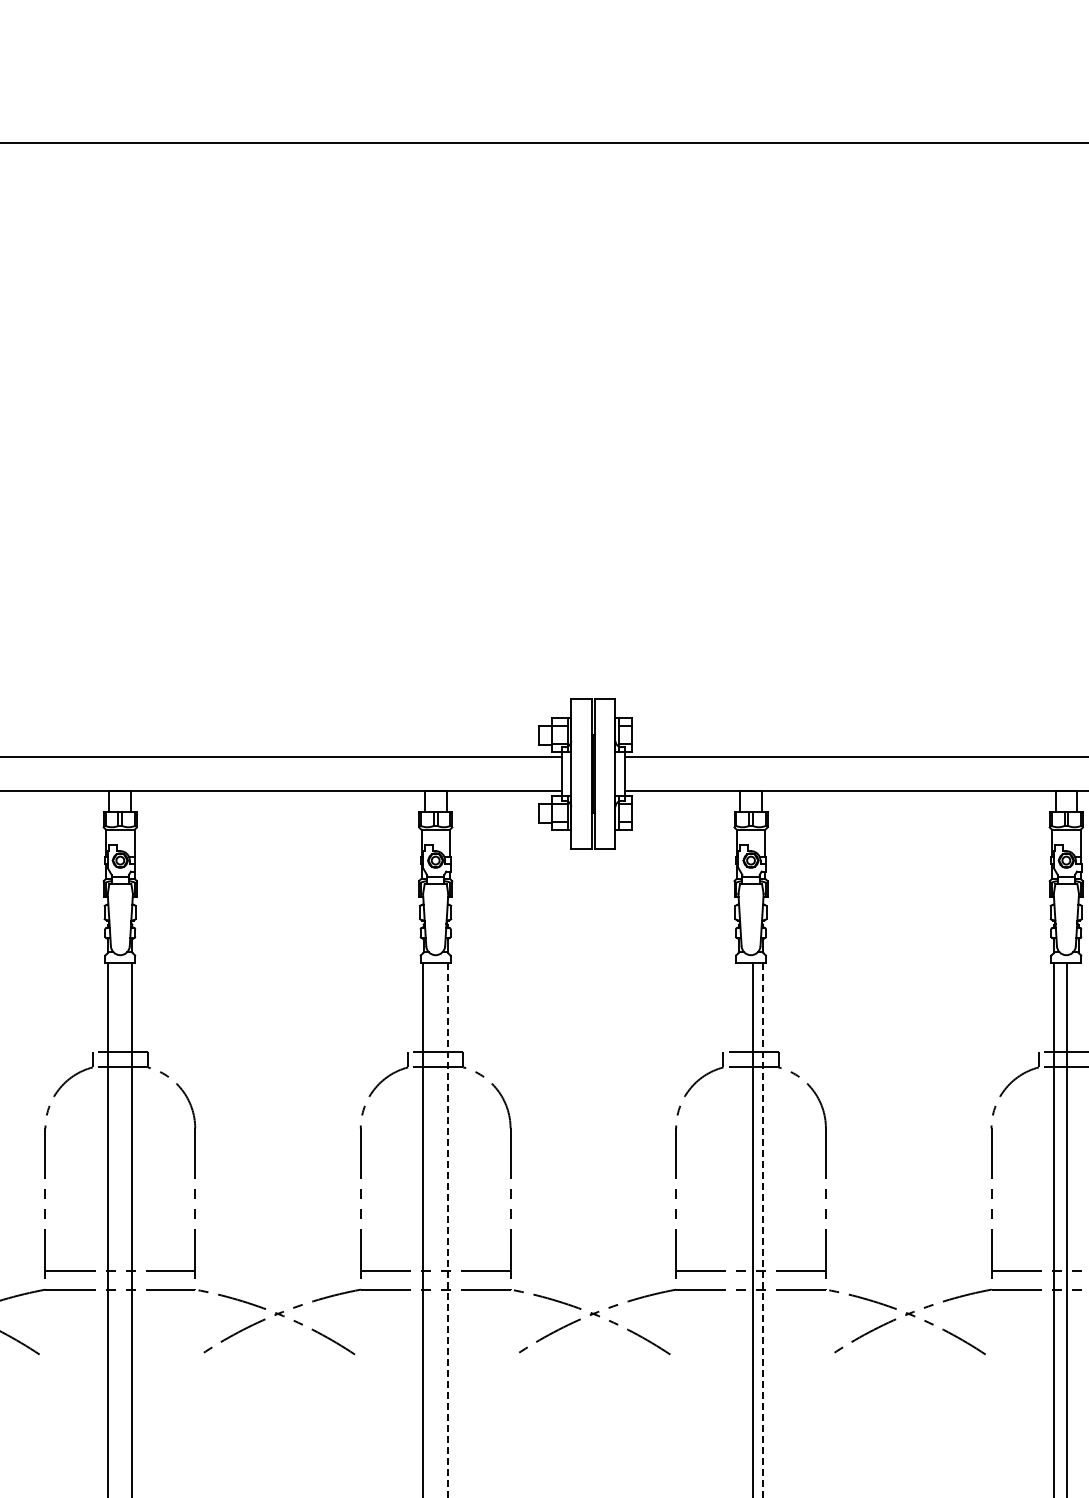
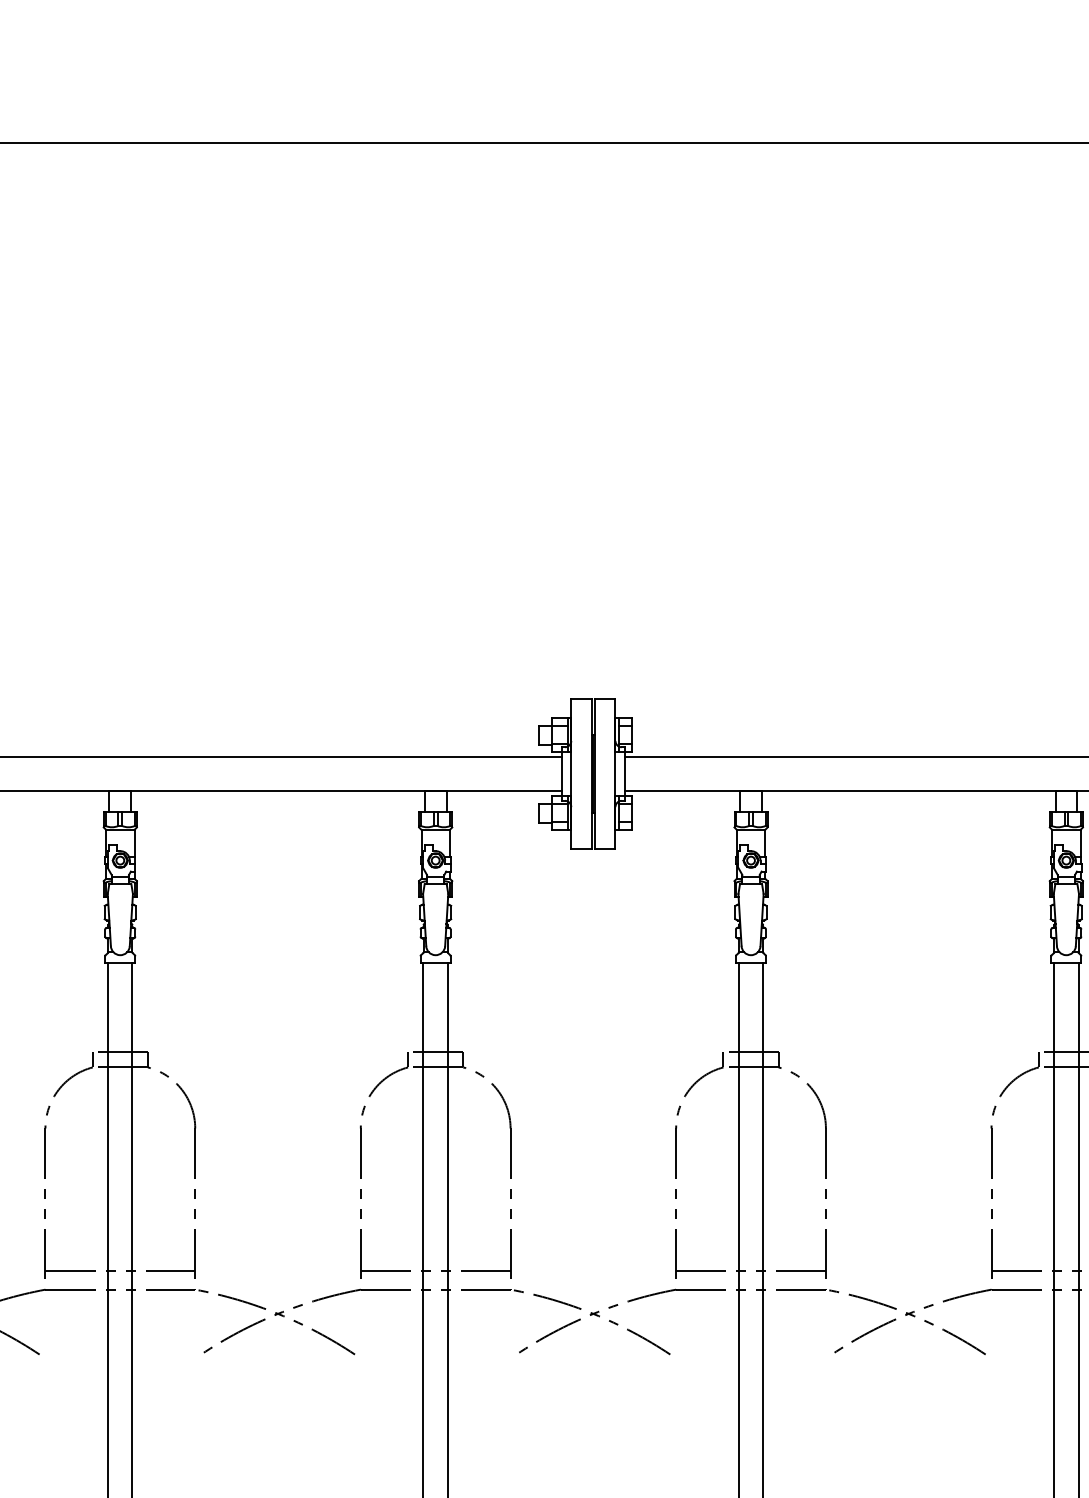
line position: (752, 1228) -> (738, 1228) (738, 1228)
line position: (1066, 1228) -> (1078, 1228) (1078, 1228)
line: dashed -> solid (447, 1230)
line: dashed -> solid (763, 1230)
